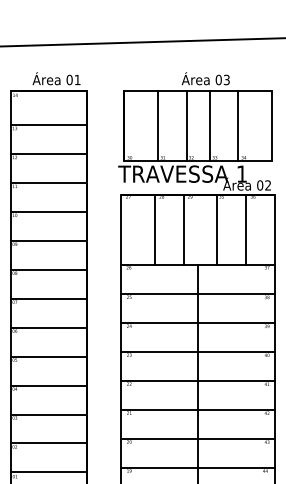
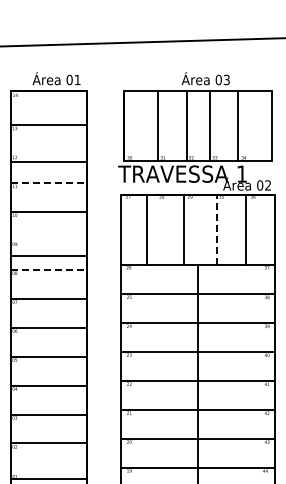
line position: (48, 153) -> (48, 161) (48, 161)
line: solid -> dashed (48, 182)
line position: (154, 229) -> (146, 229) (146, 229)
line: solid -> dashed (216, 229)
line position: (48, 240) -> (48, 255) (48, 255)
line: solid -> dashed (48, 269)
line position: (48, 472) -> (48, 479) (48, 479)
